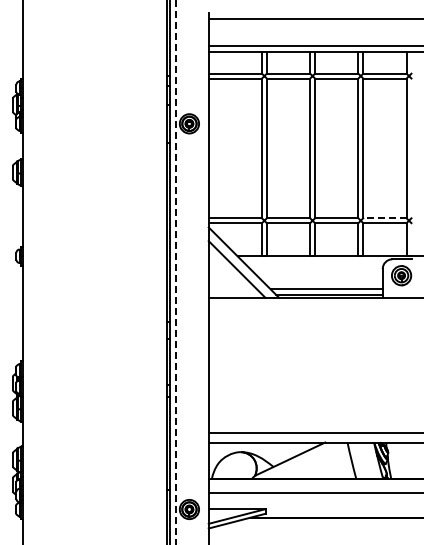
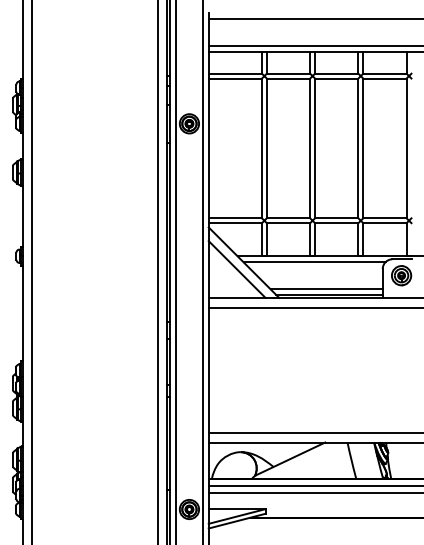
line: dashed -> solid (384, 218)
line: none -> present (314, 262)
line: none -> present (32, 271)
line: none -> present (157, 271)
line: none -> present (202, 271)
line: dashed -> solid (175, 272)
line: none -> present (314, 307)
line: none -> present (314, 486)
